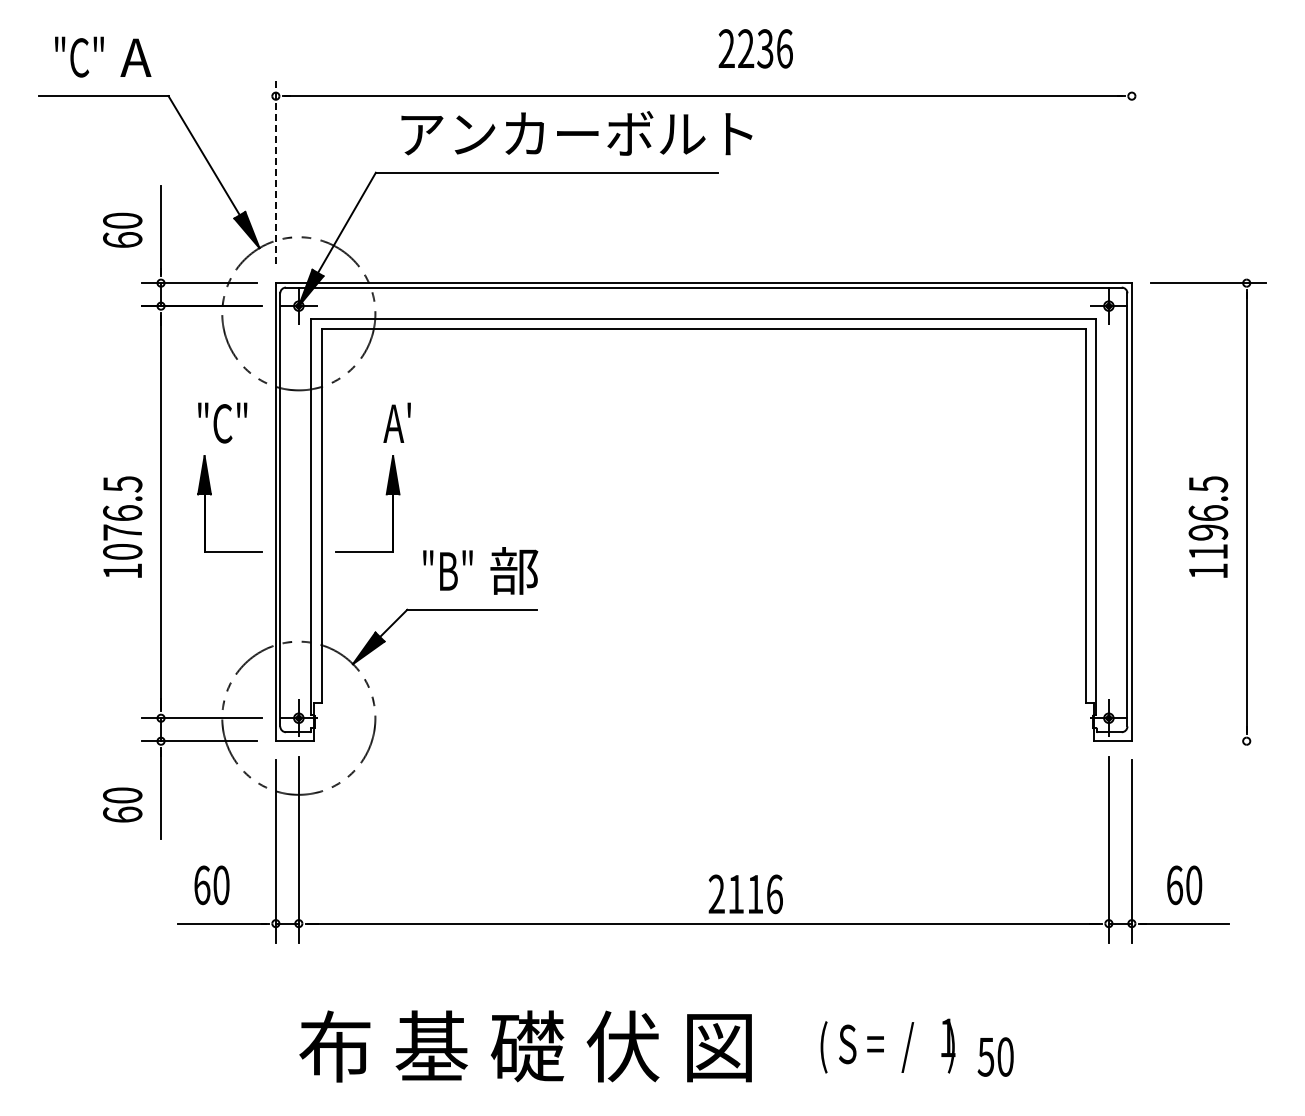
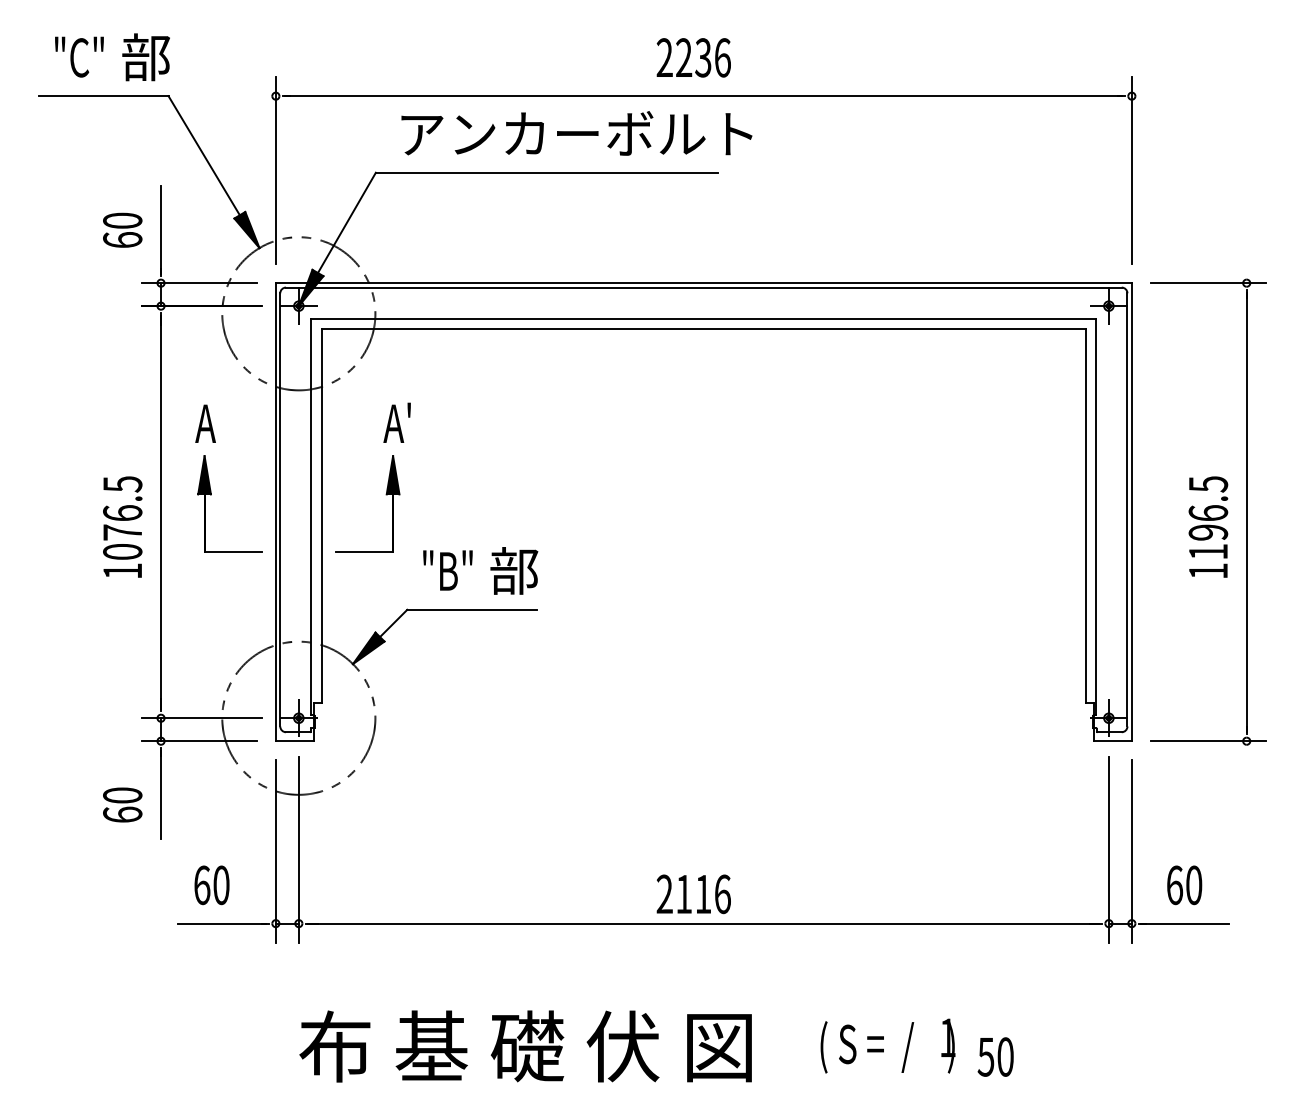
text position: (755, 48) -> (693, 57) (693, 57)
text: A -> 部 (144, 57)
line: dashed -> solid (275, 170)
line: none -> present (1131, 170)
text: "C" -> A (221, 422)
line: none -> present (1208, 741)
text position: (745, 894) -> (693, 894) (693, 894)
